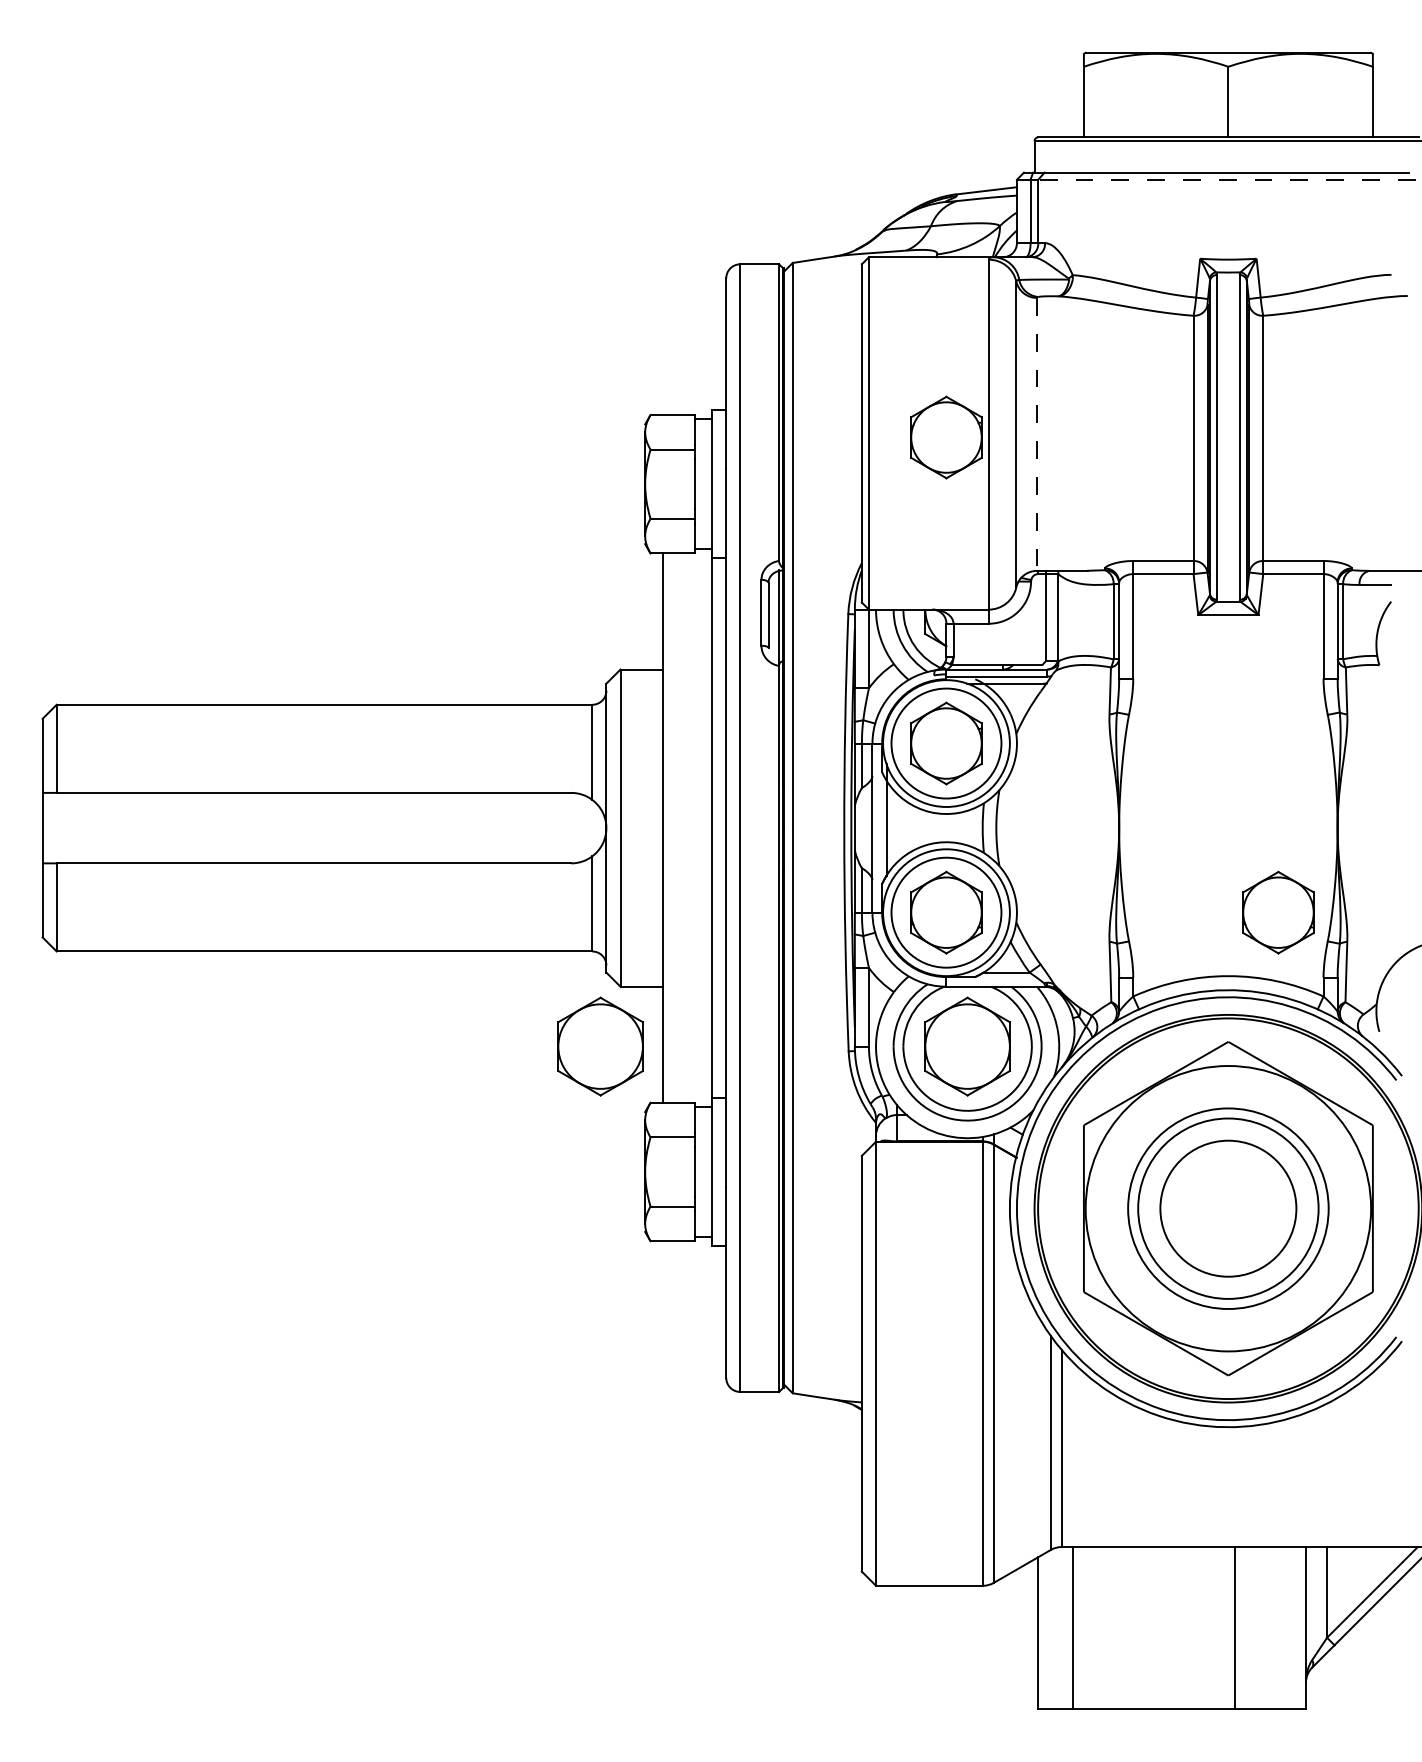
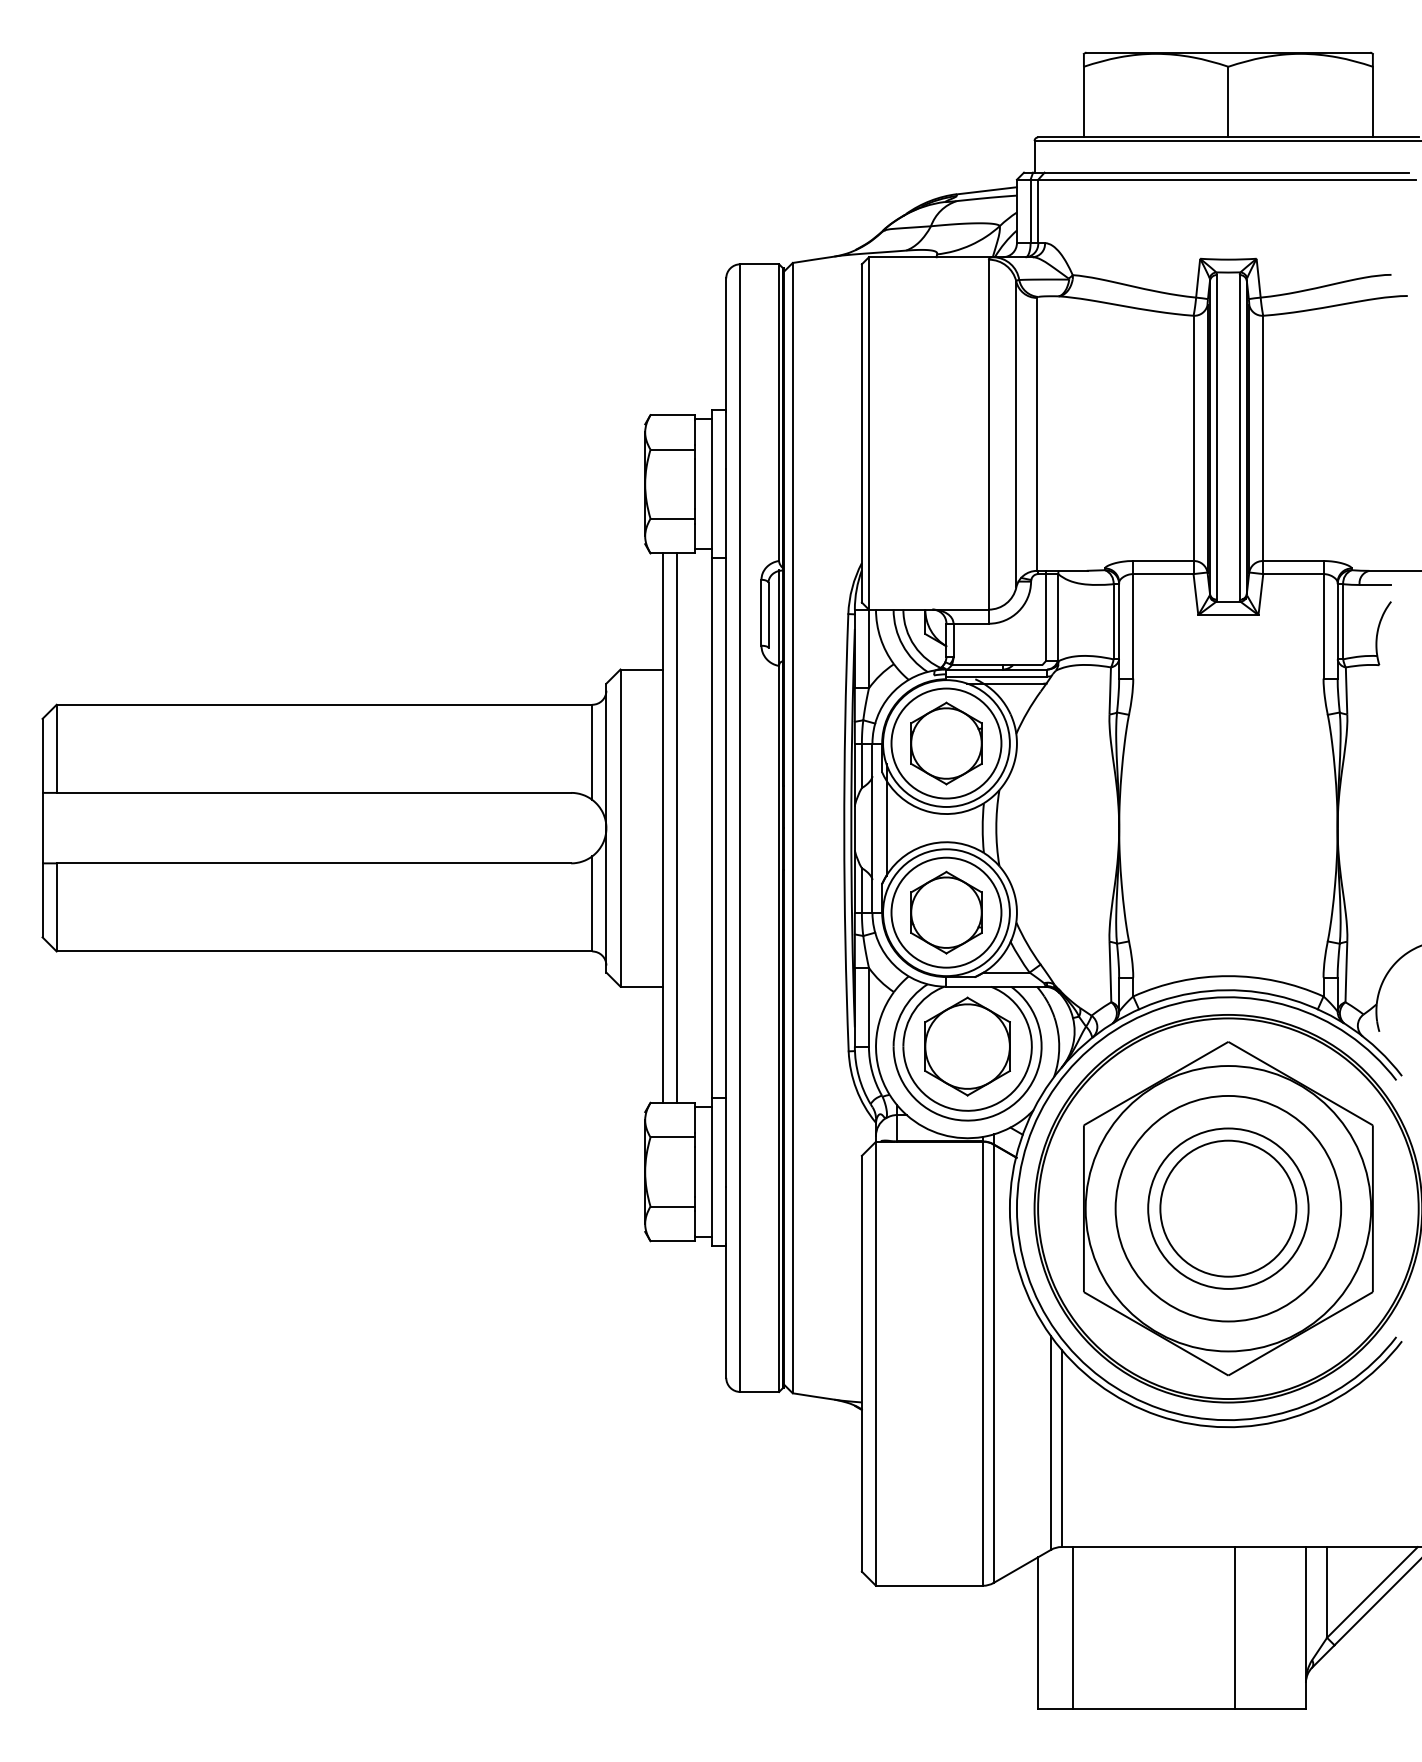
line: dashed -> solid (1226, 179)
line: dashed -> solid (1036, 434)
part: present -> none (946, 437)
line: none -> present (676, 827)
part: present -> none (1278, 912)
part: present -> none (600, 1046)
circle diameter: 180 px -> 226 px (1228, 1208)
circle diameter: 201 px -> 160 px (1228, 1208)
